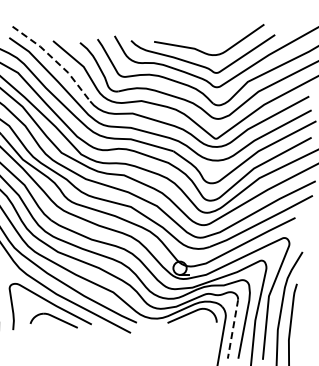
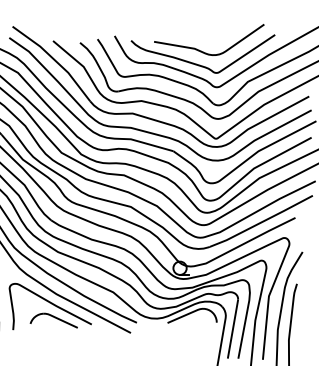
line: dashed -> solid (54, 60)
line: dashed -> solid (233, 328)
